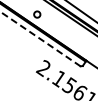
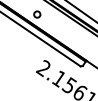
line: dashed -> solid (40, 38)
